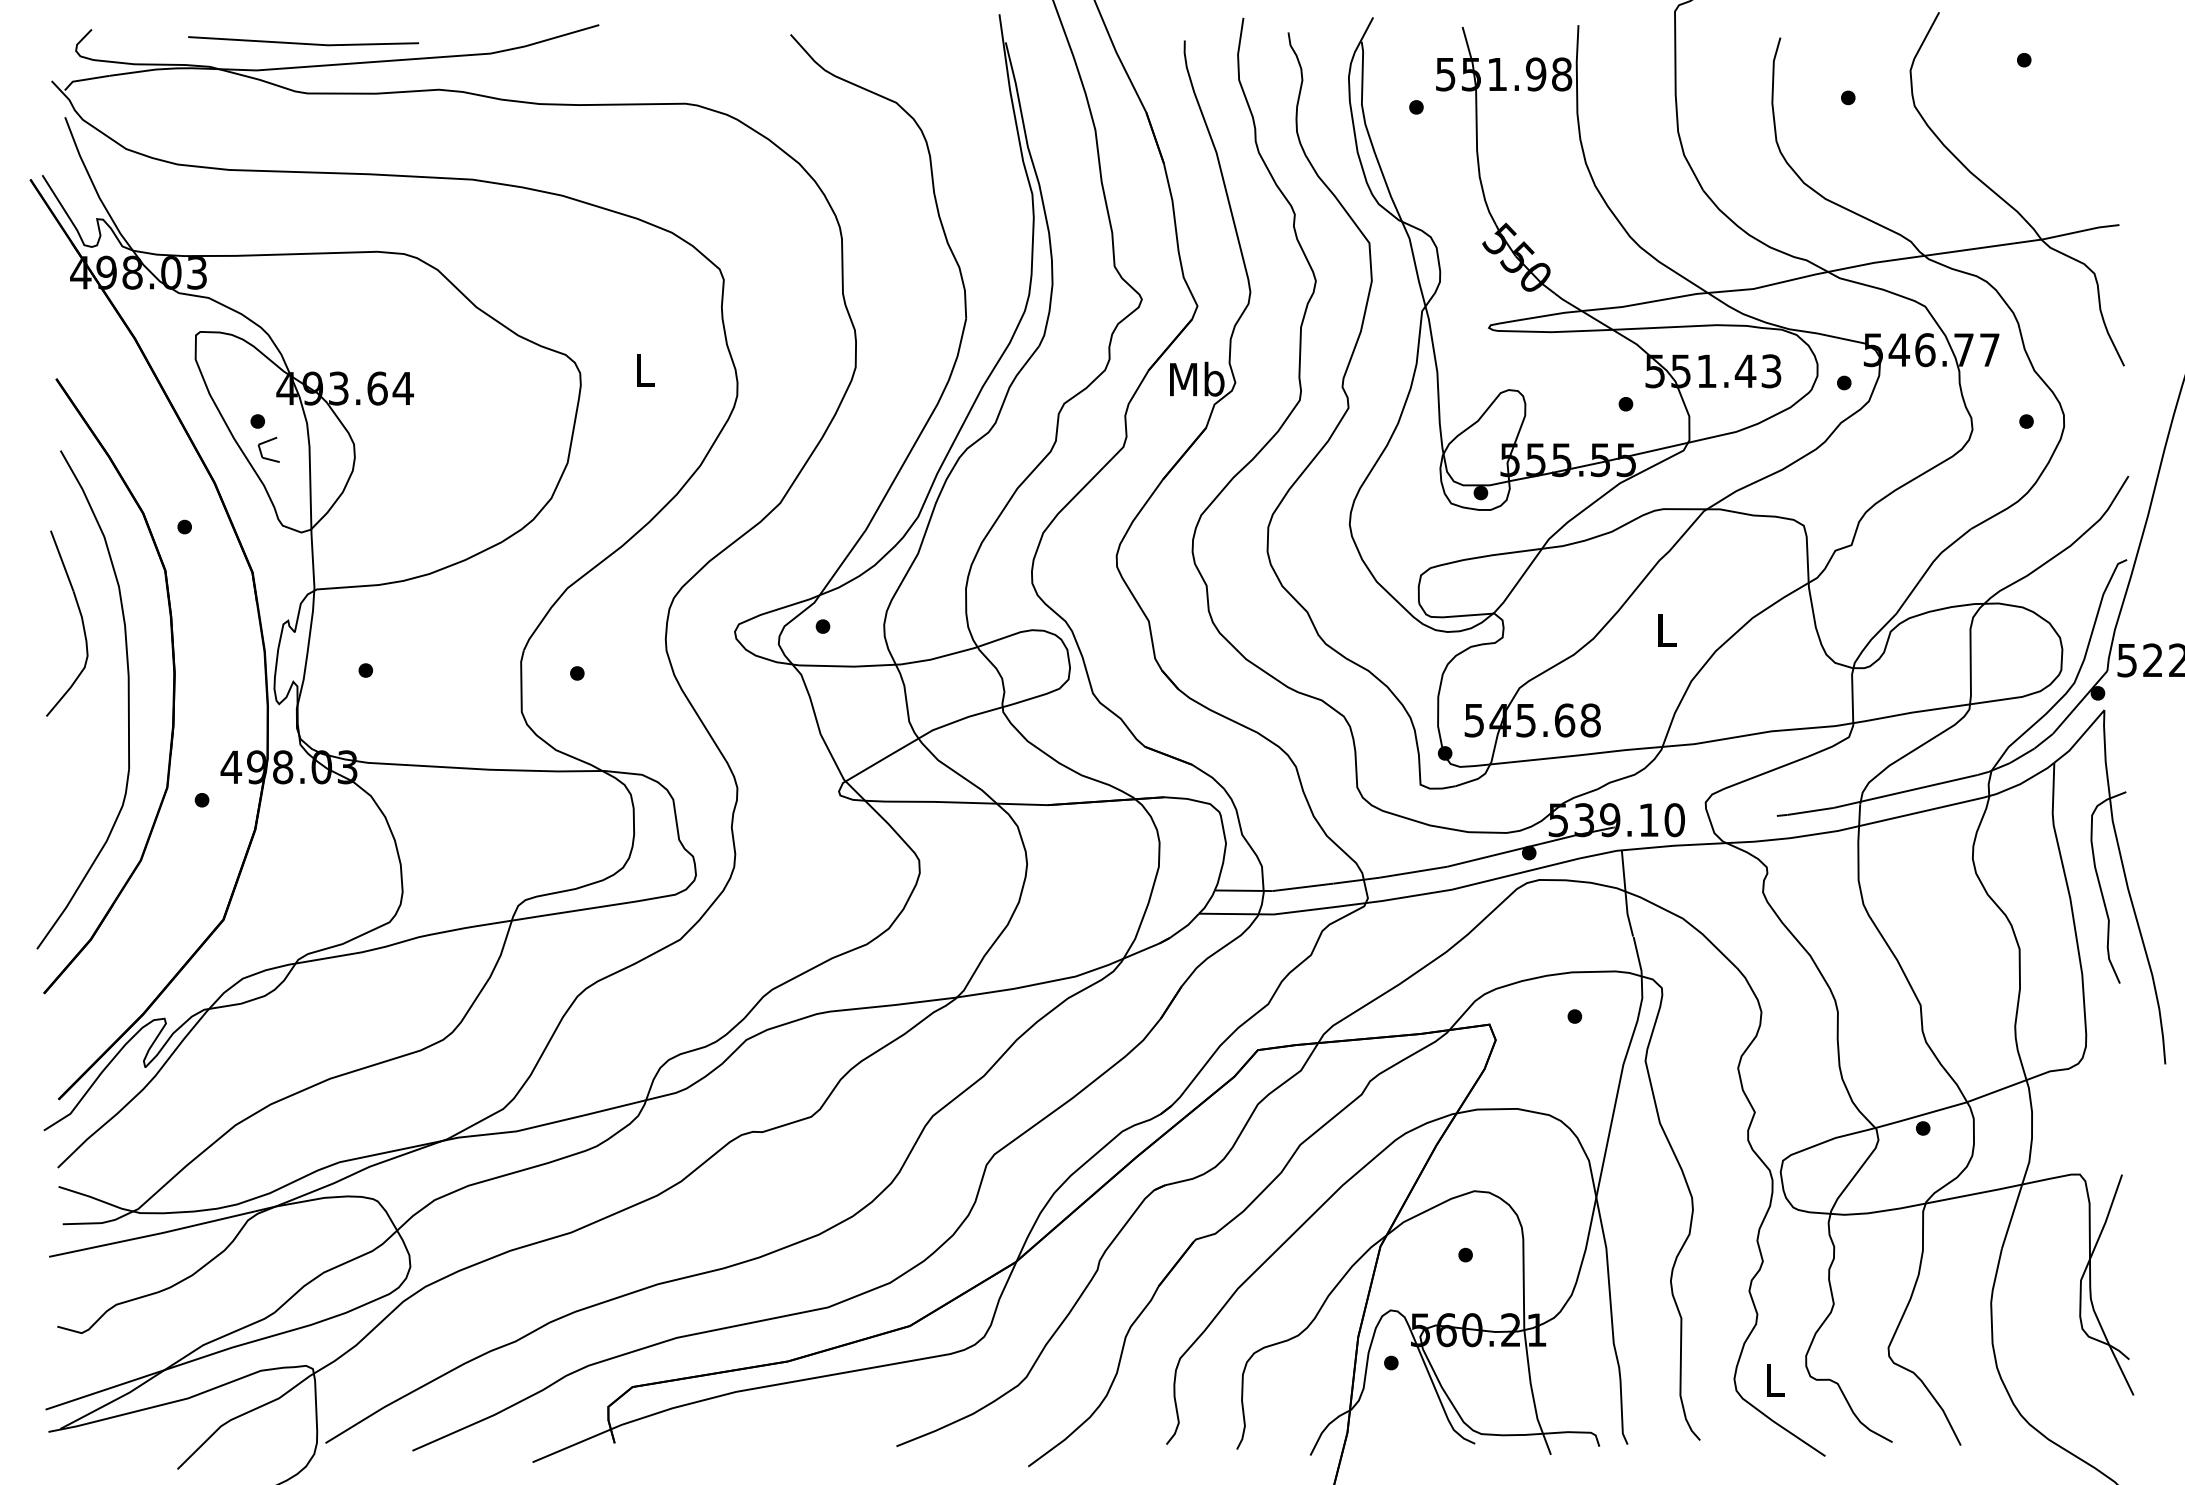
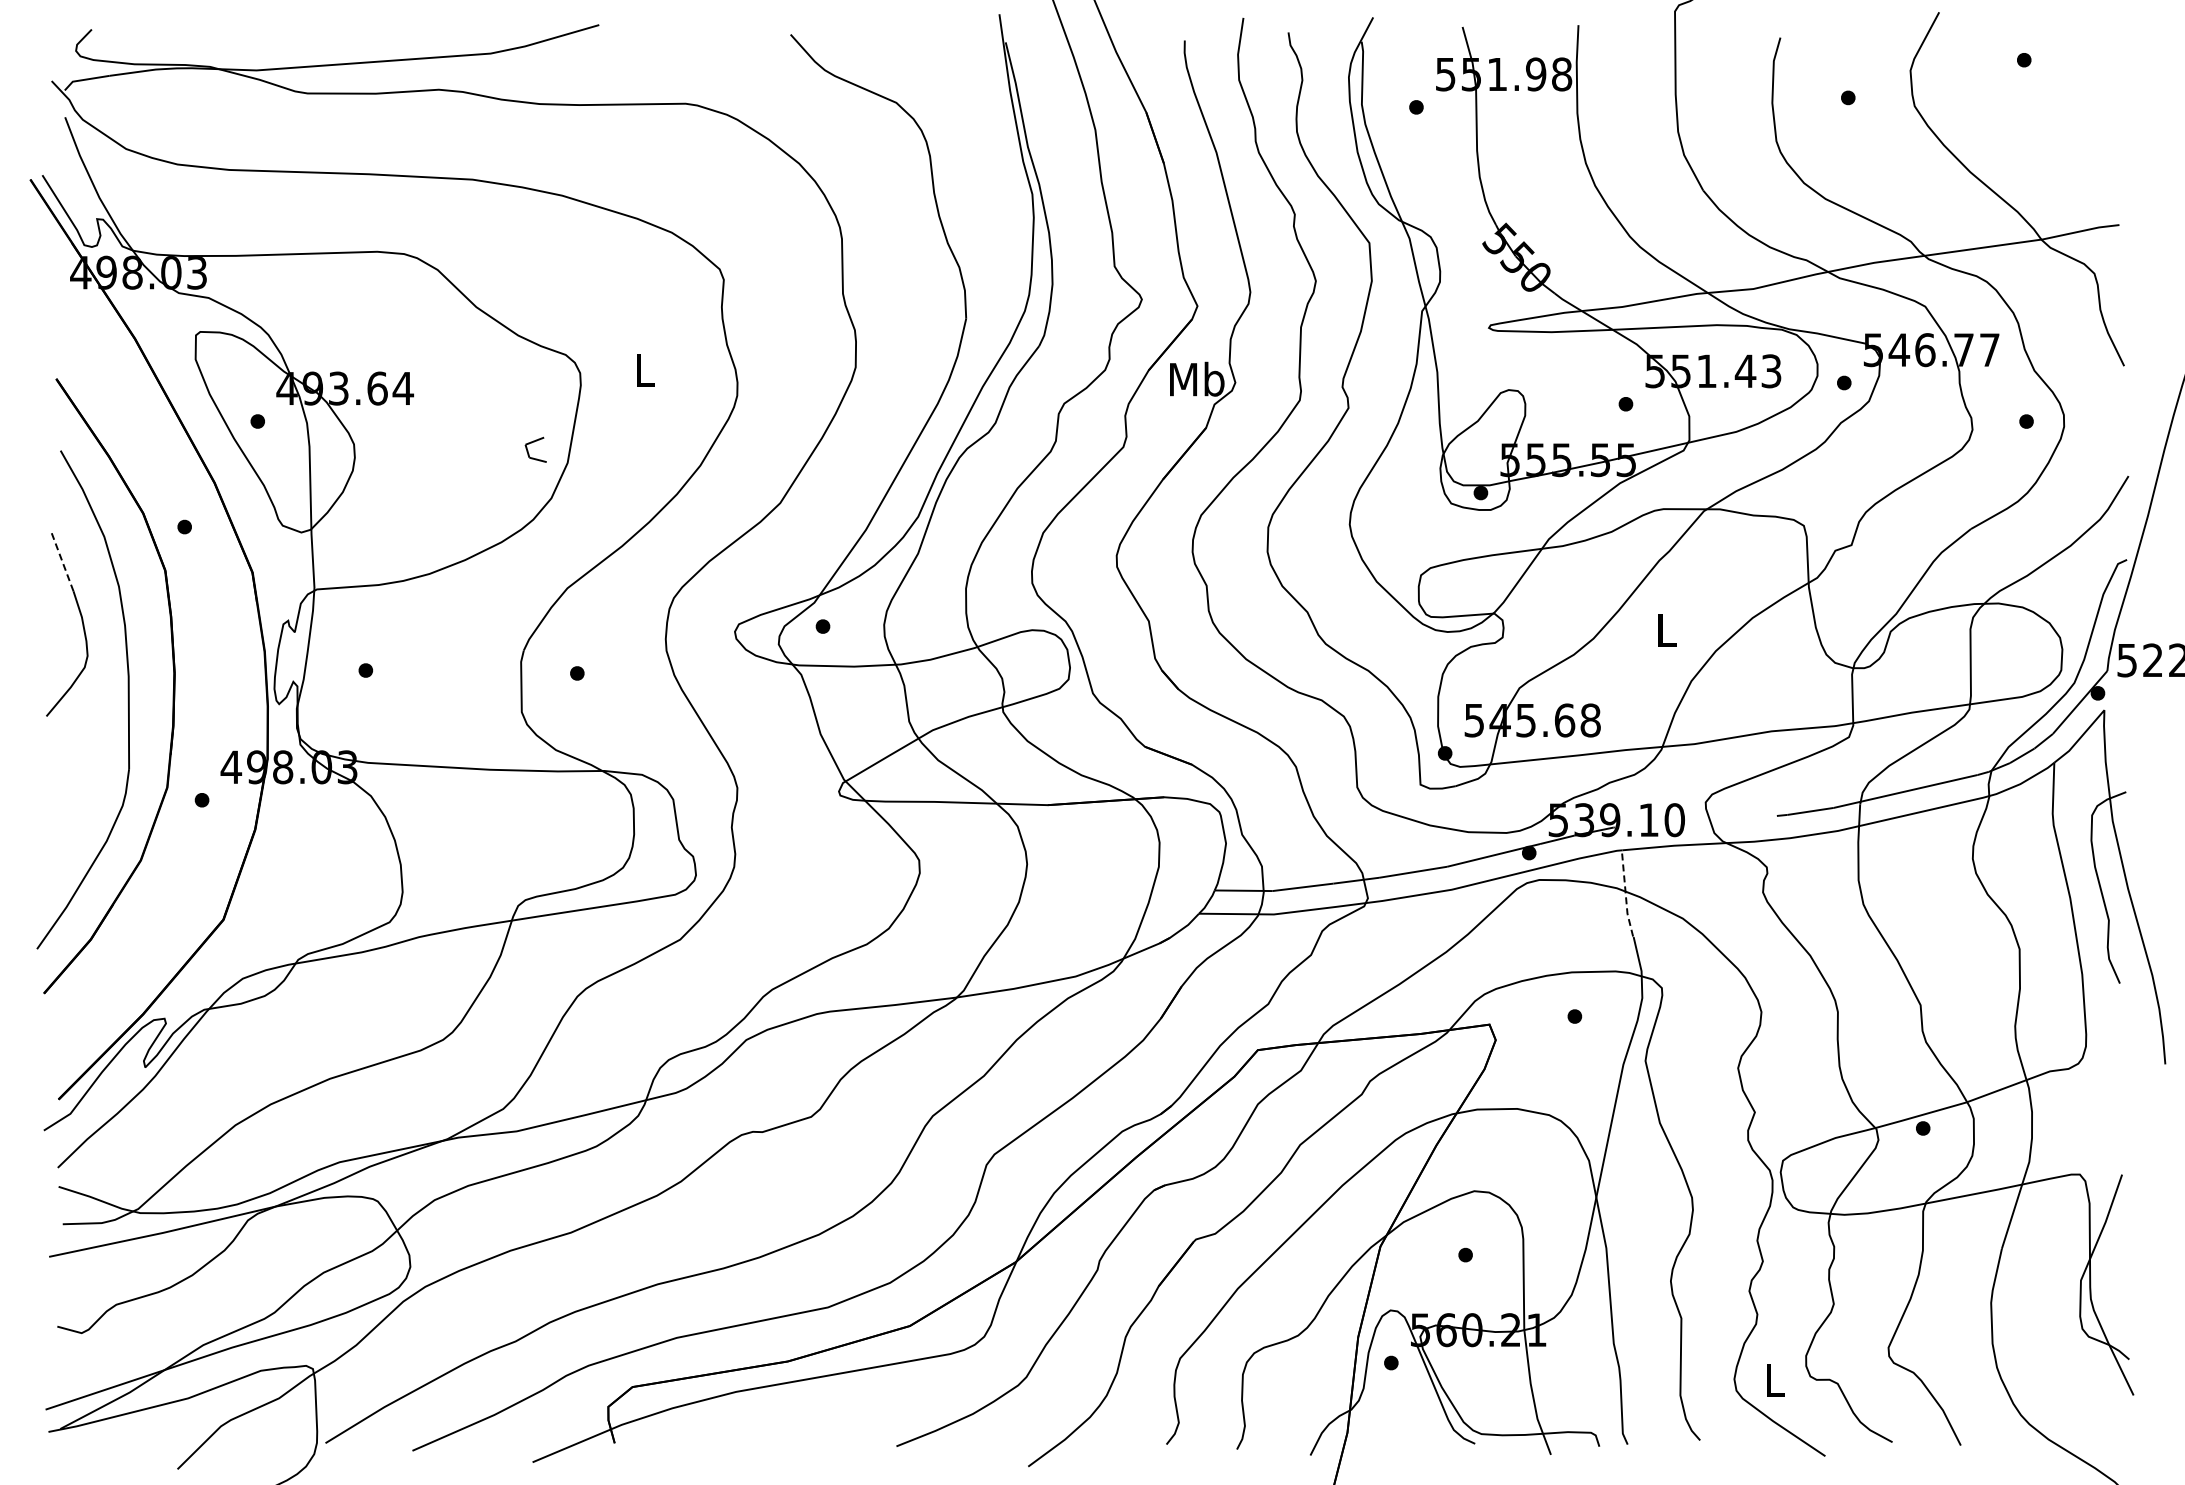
line: present -> none (302, 42)
line position: (267, 442) -> (534, 442) (534, 442)
line: solid -> dashed (62, 560)
line: solid -> dashed (1625, 894)
